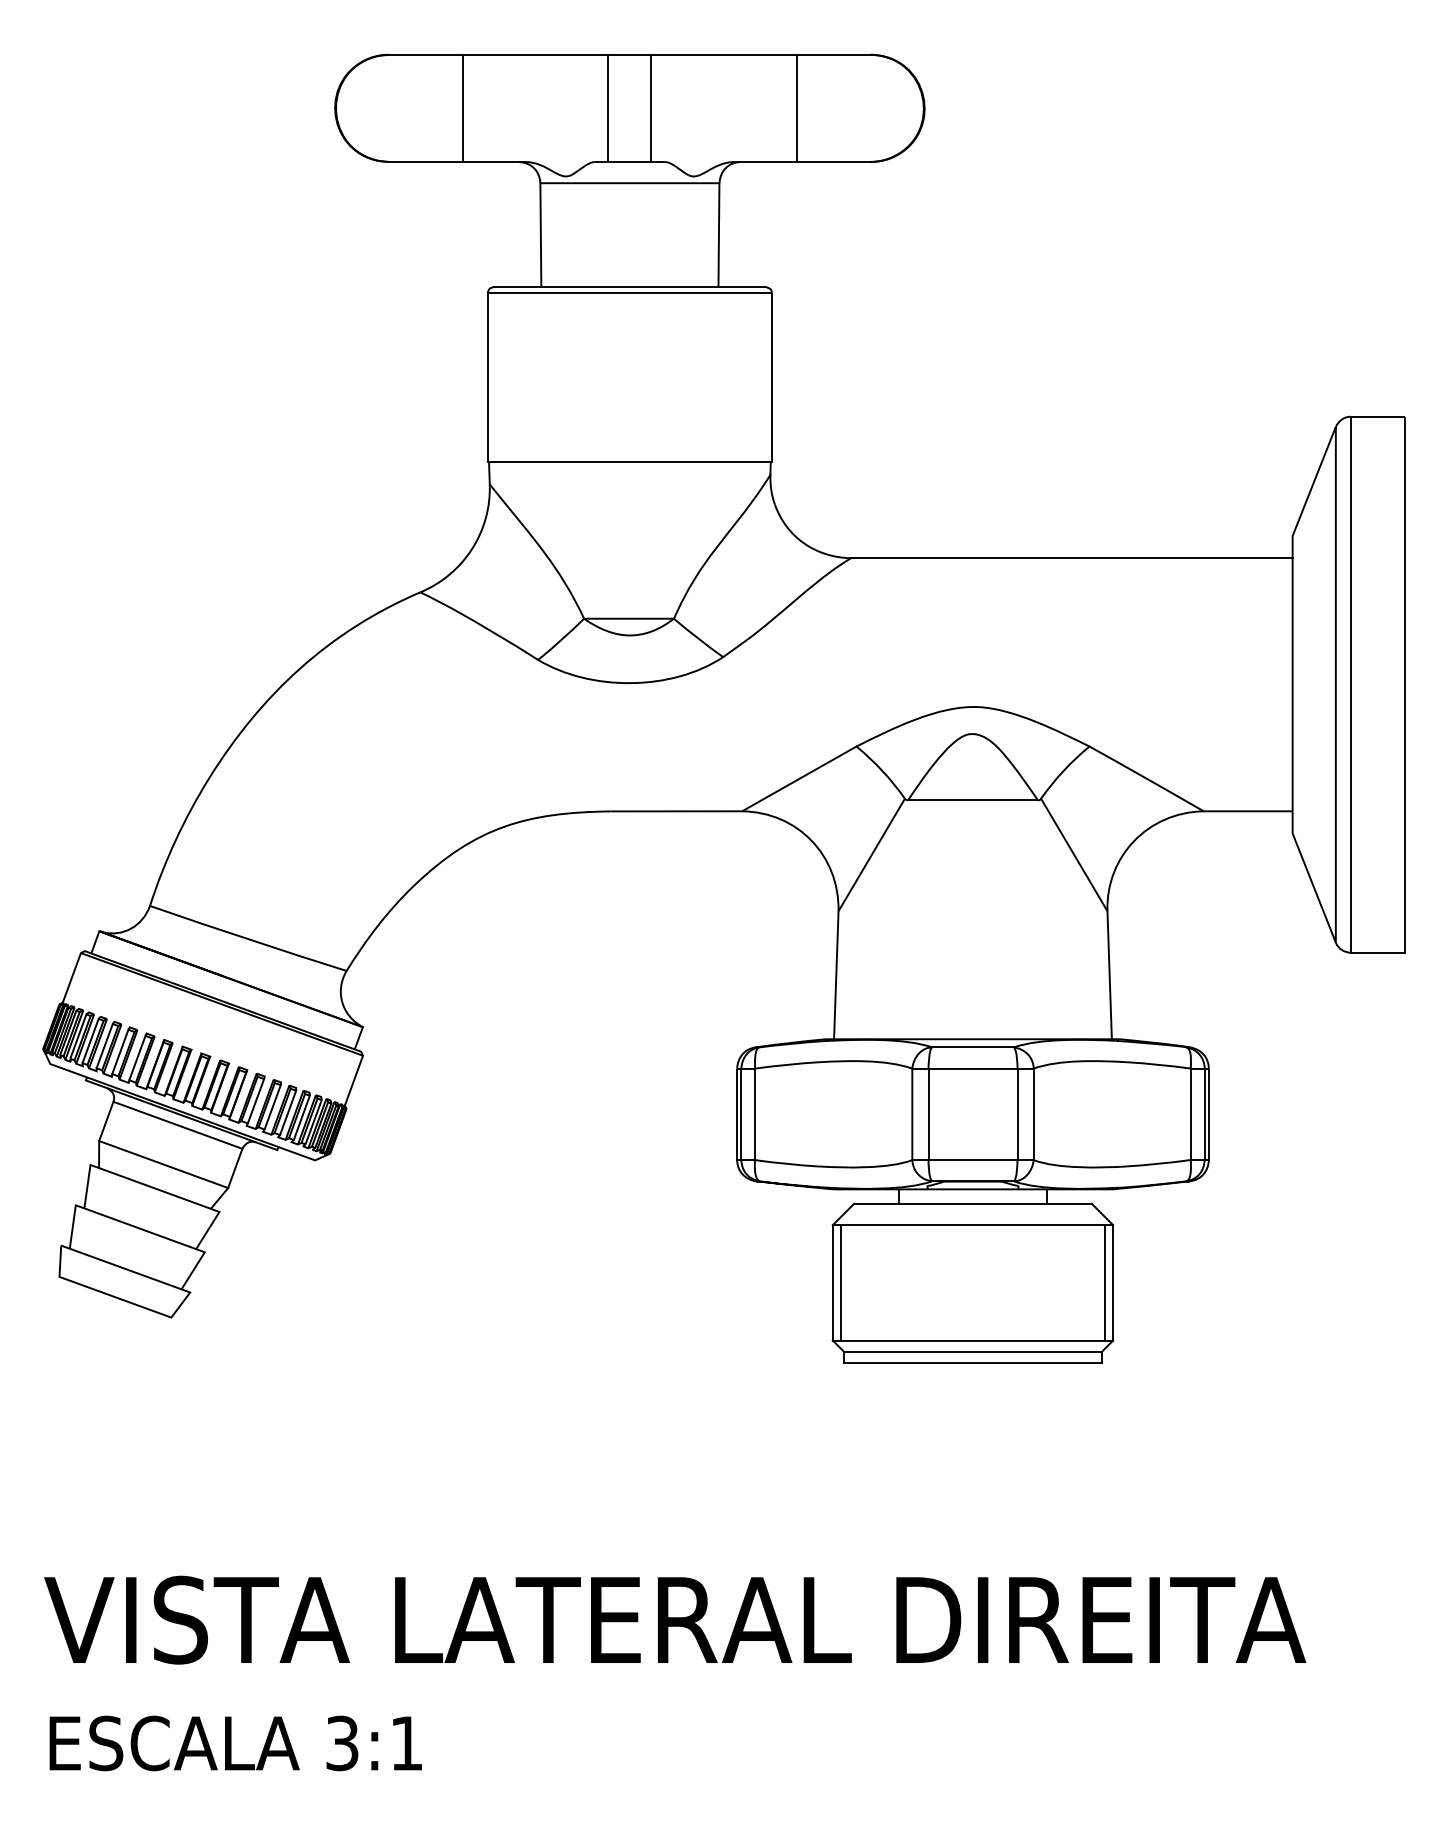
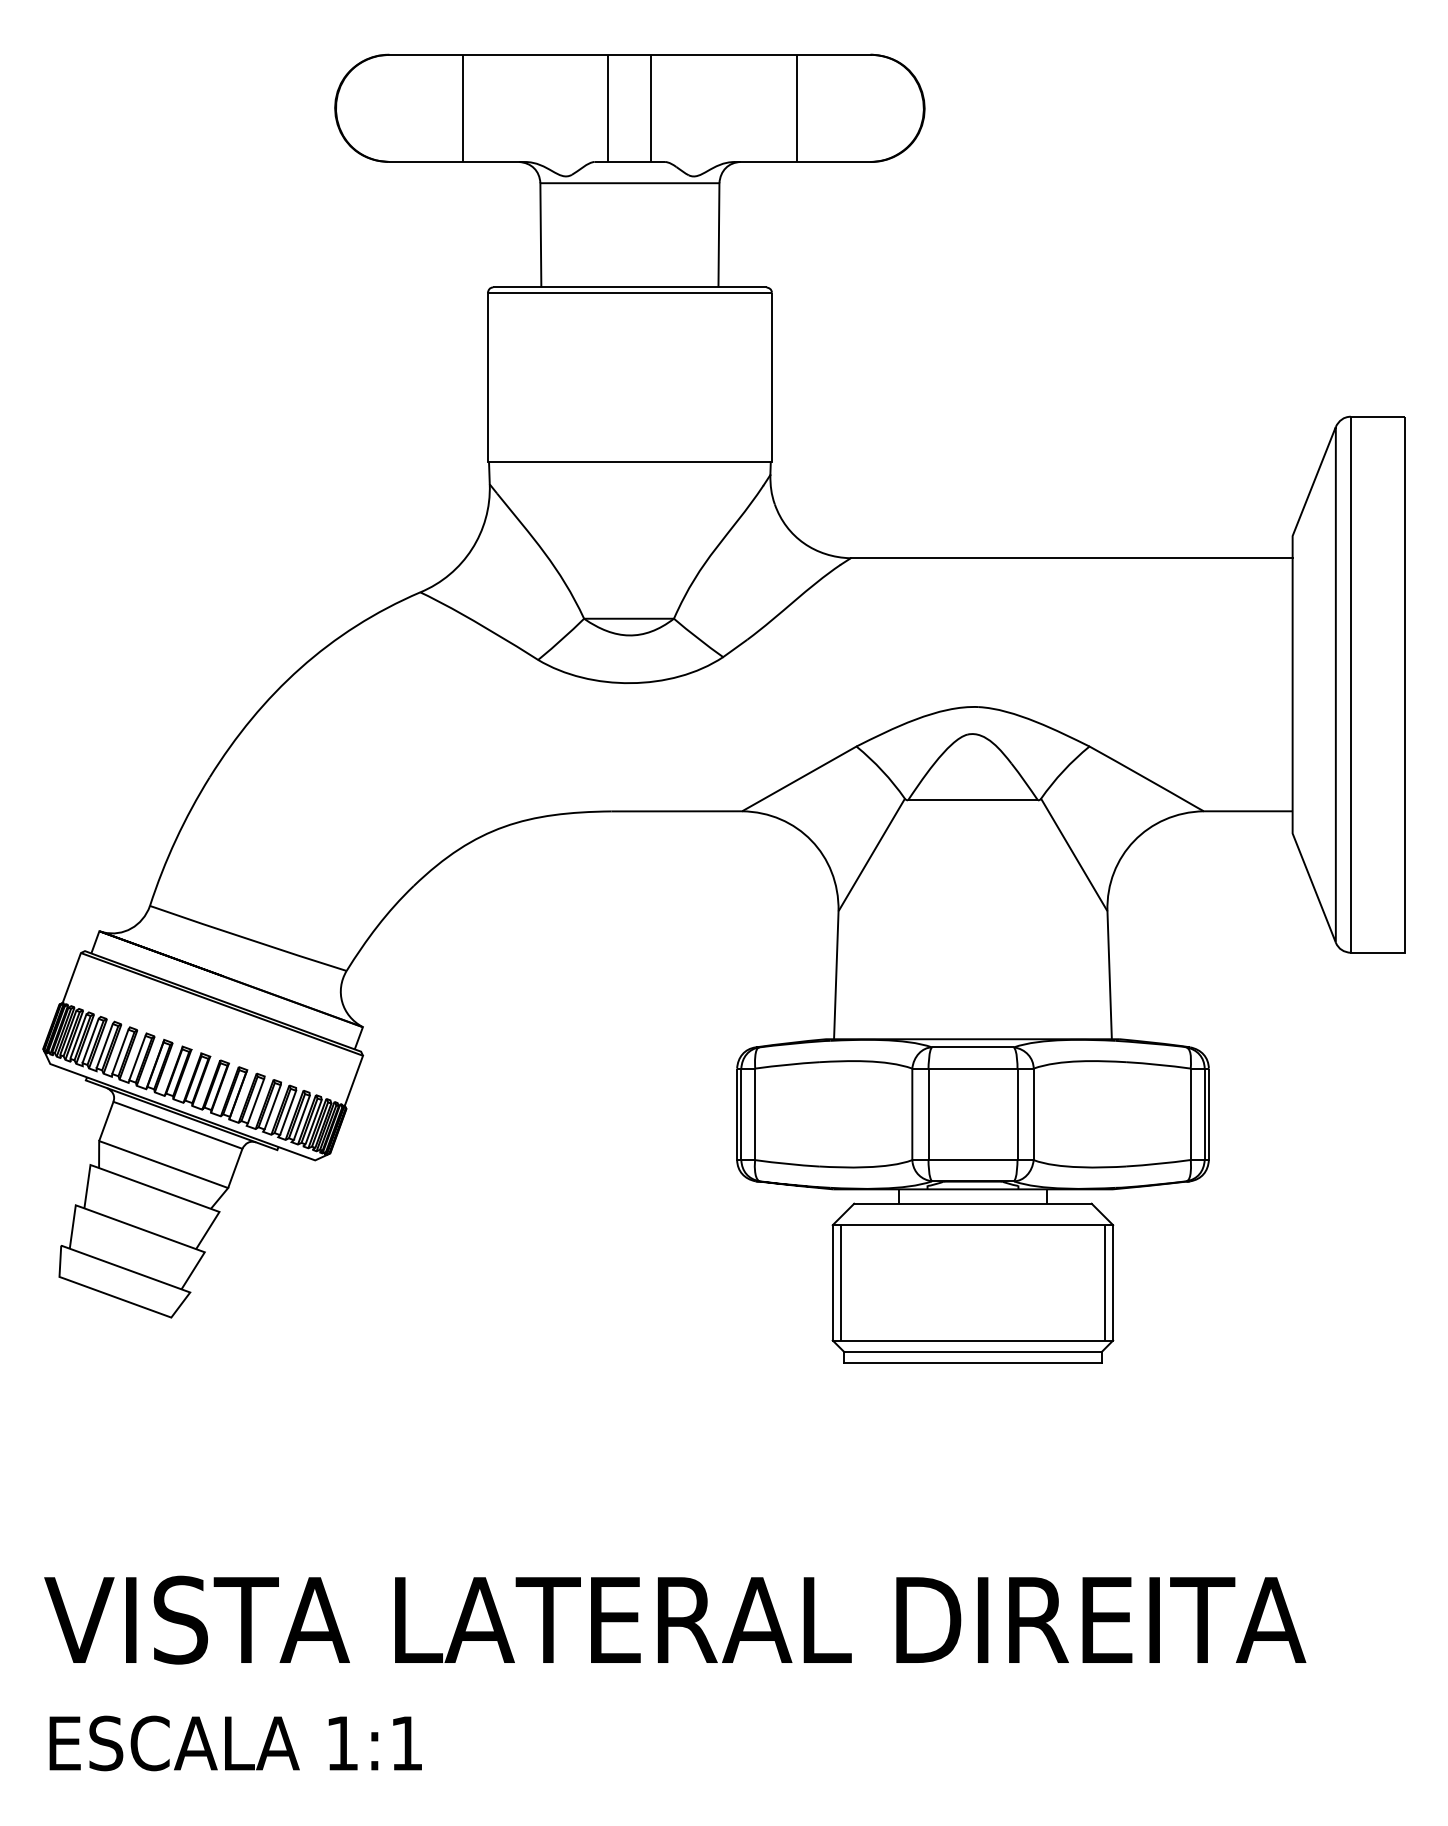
text: 3:1 -> 1:1 (342, 1743)
